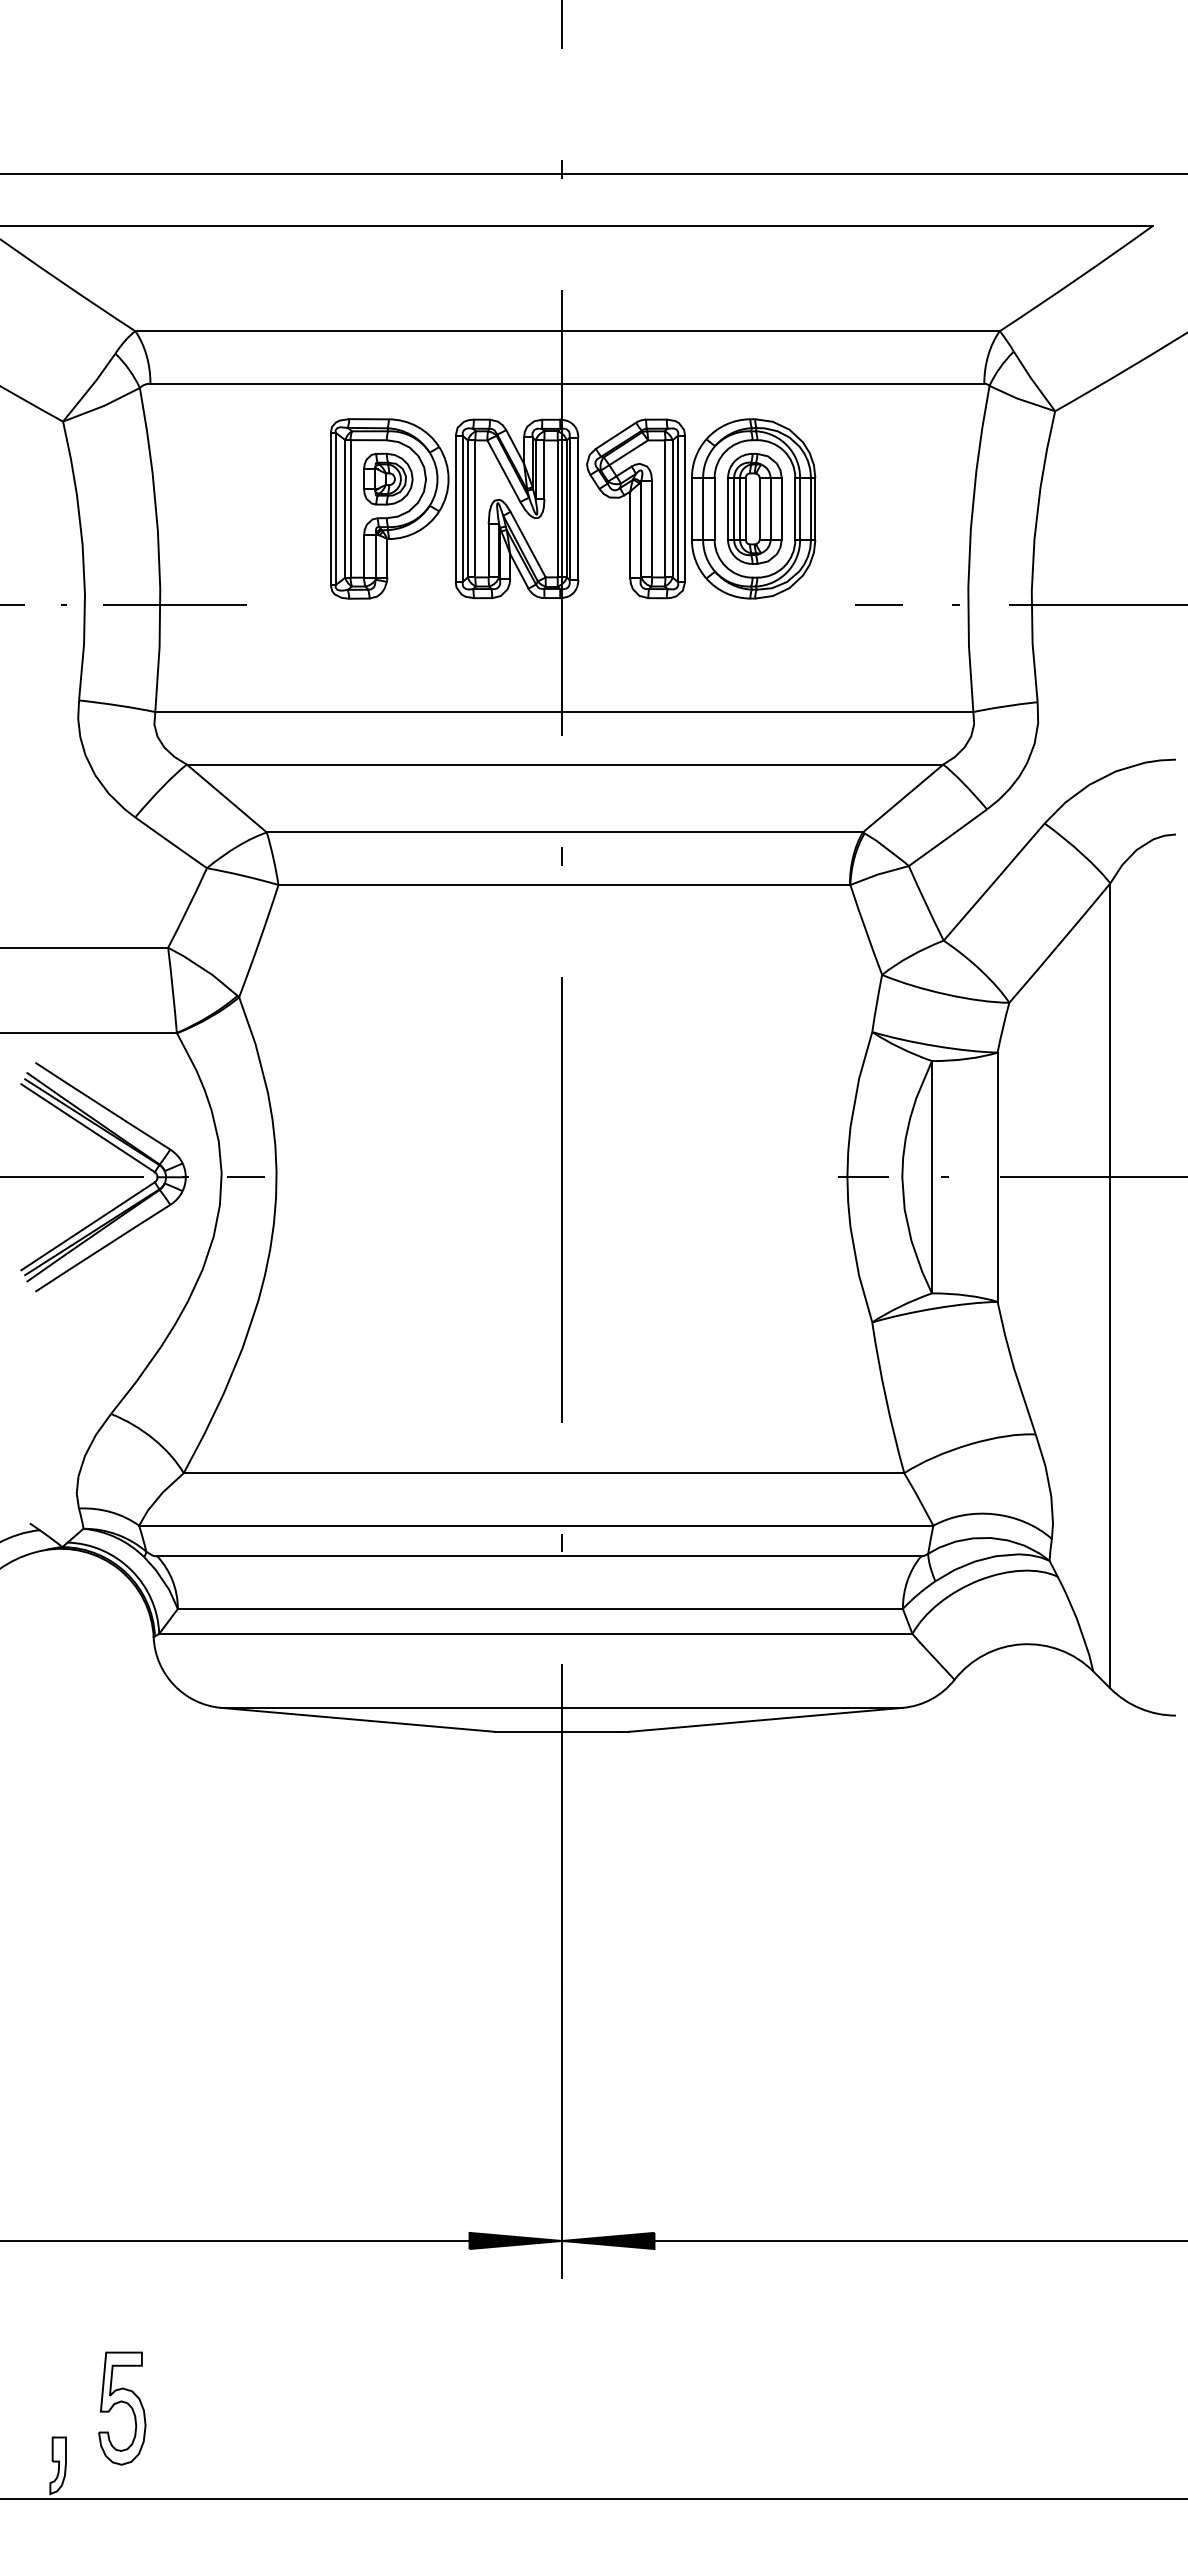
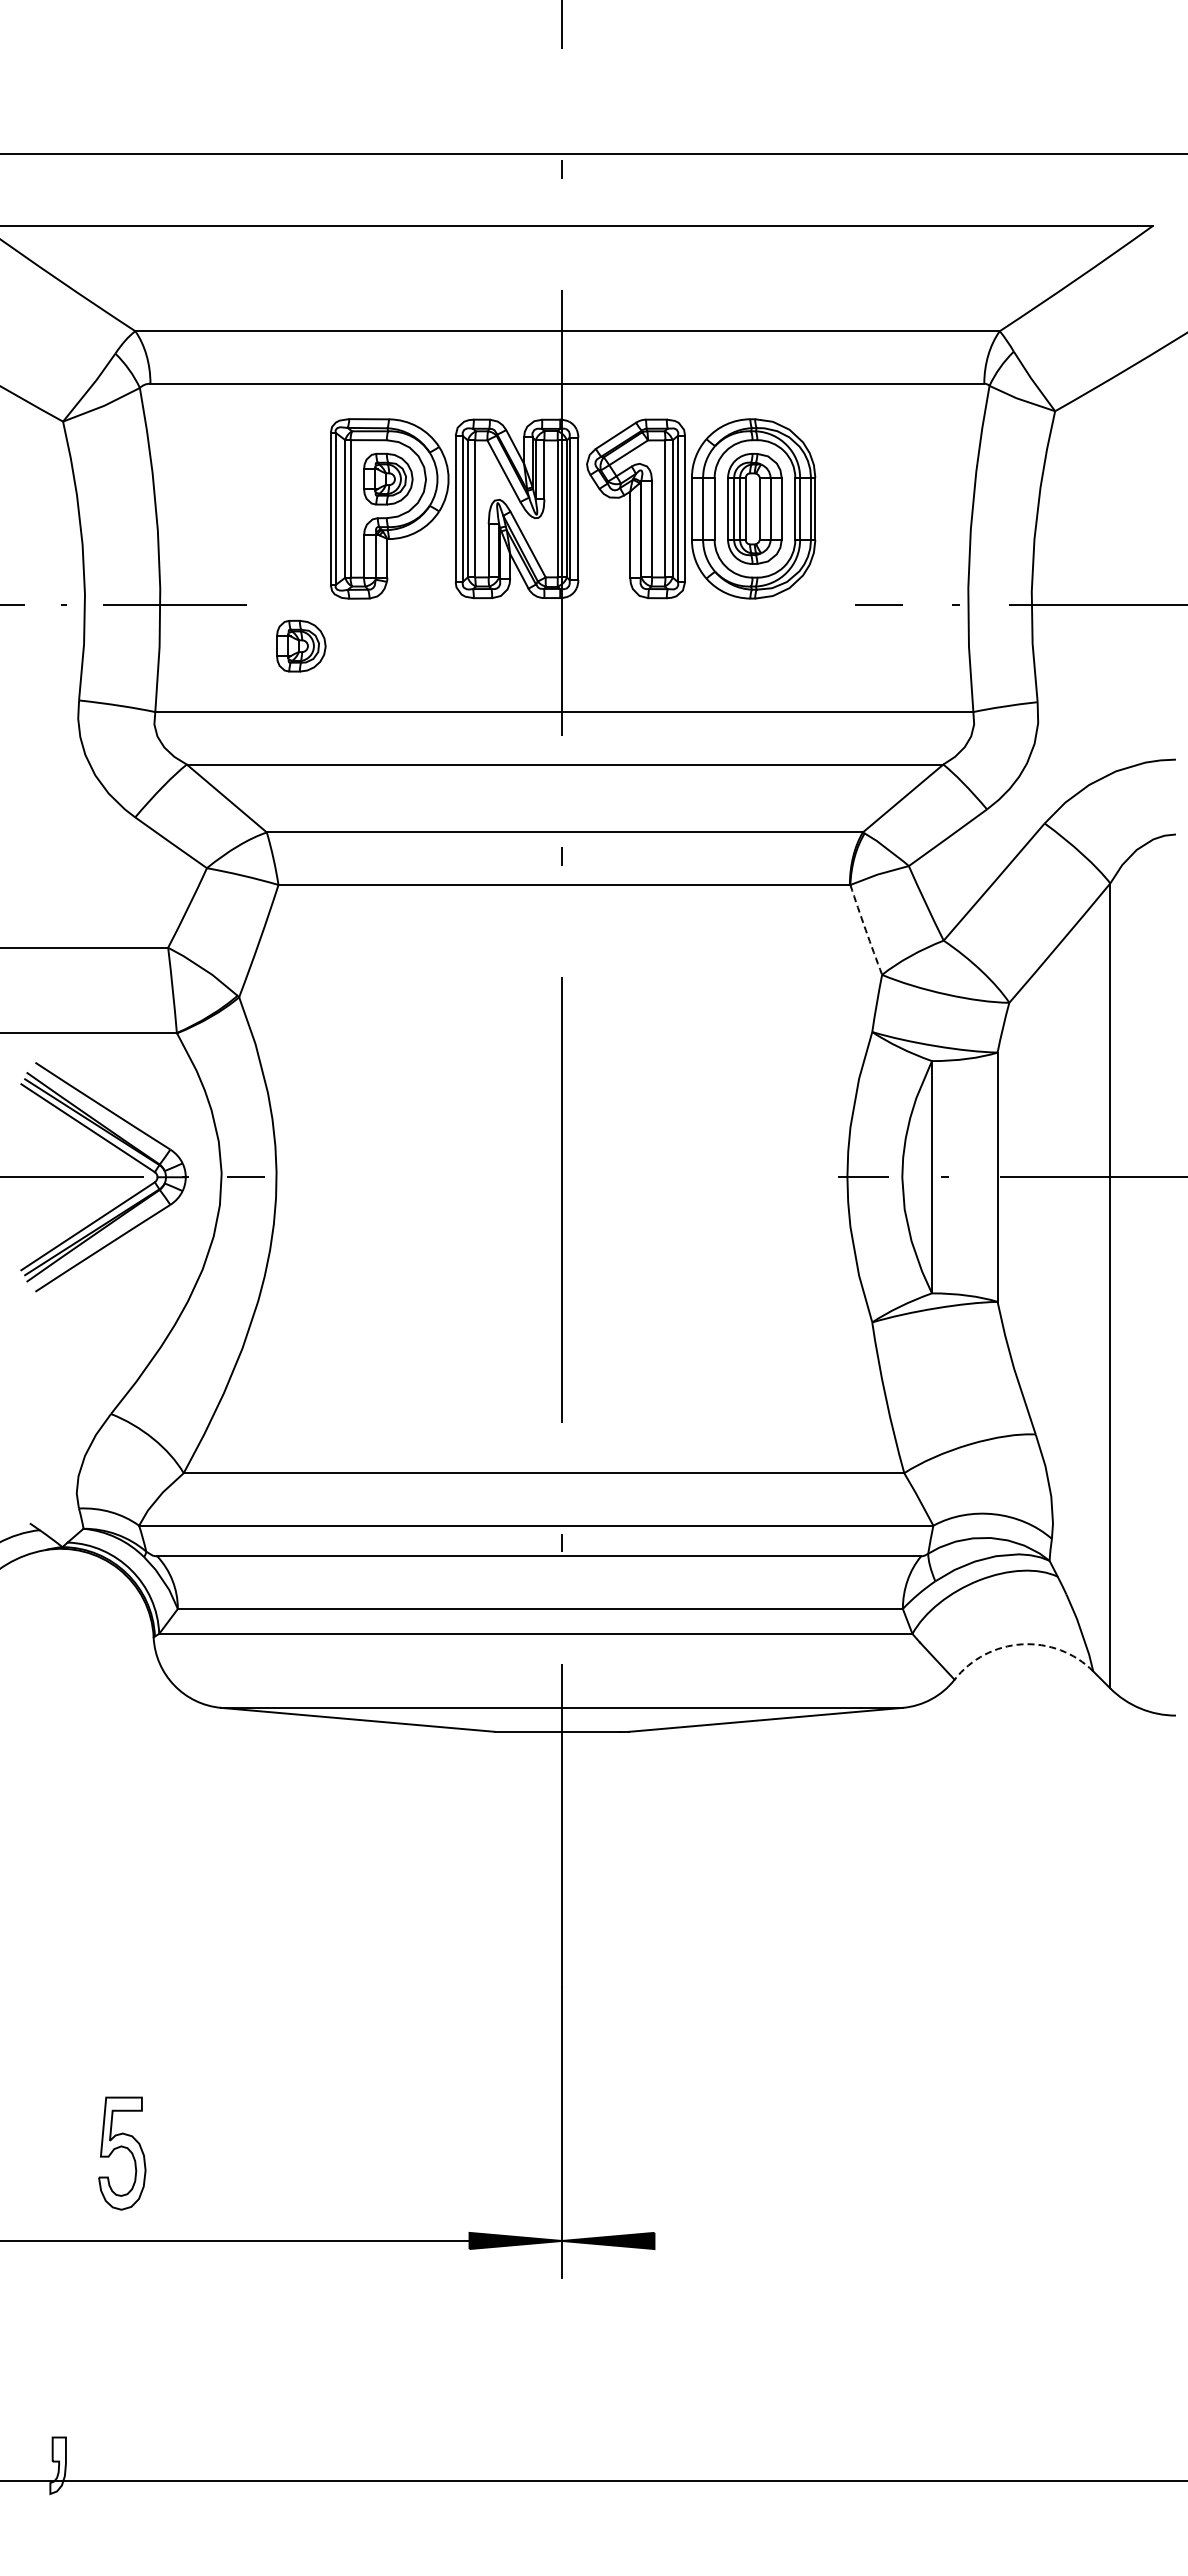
line position: (593, 173) -> (593, 153) (593, 153)
part: none -> present (301, 645)
arc: solid -> dashed (865, 930)
arc: solid -> dashed (1022, 1644)
line: present -> none (919, 2240)
part position: (122, 2408) -> (122, 2153) (122, 2153)
line position: (593, 2498) -> (593, 2480) (593, 2480)
